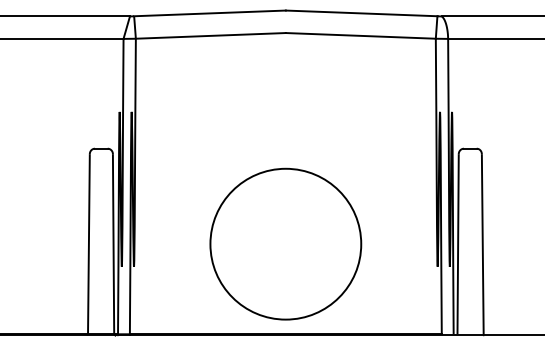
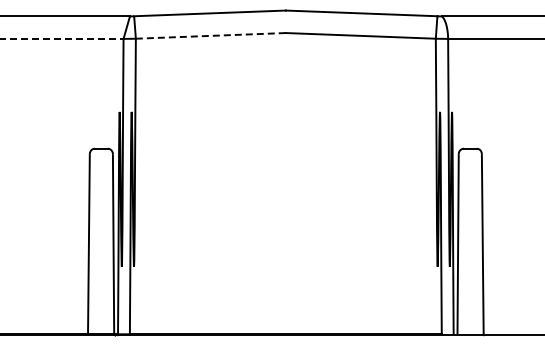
line: solid -> dashed (211, 35)
line: solid -> dashed (62, 38)
circle: present -> none (285, 243)
